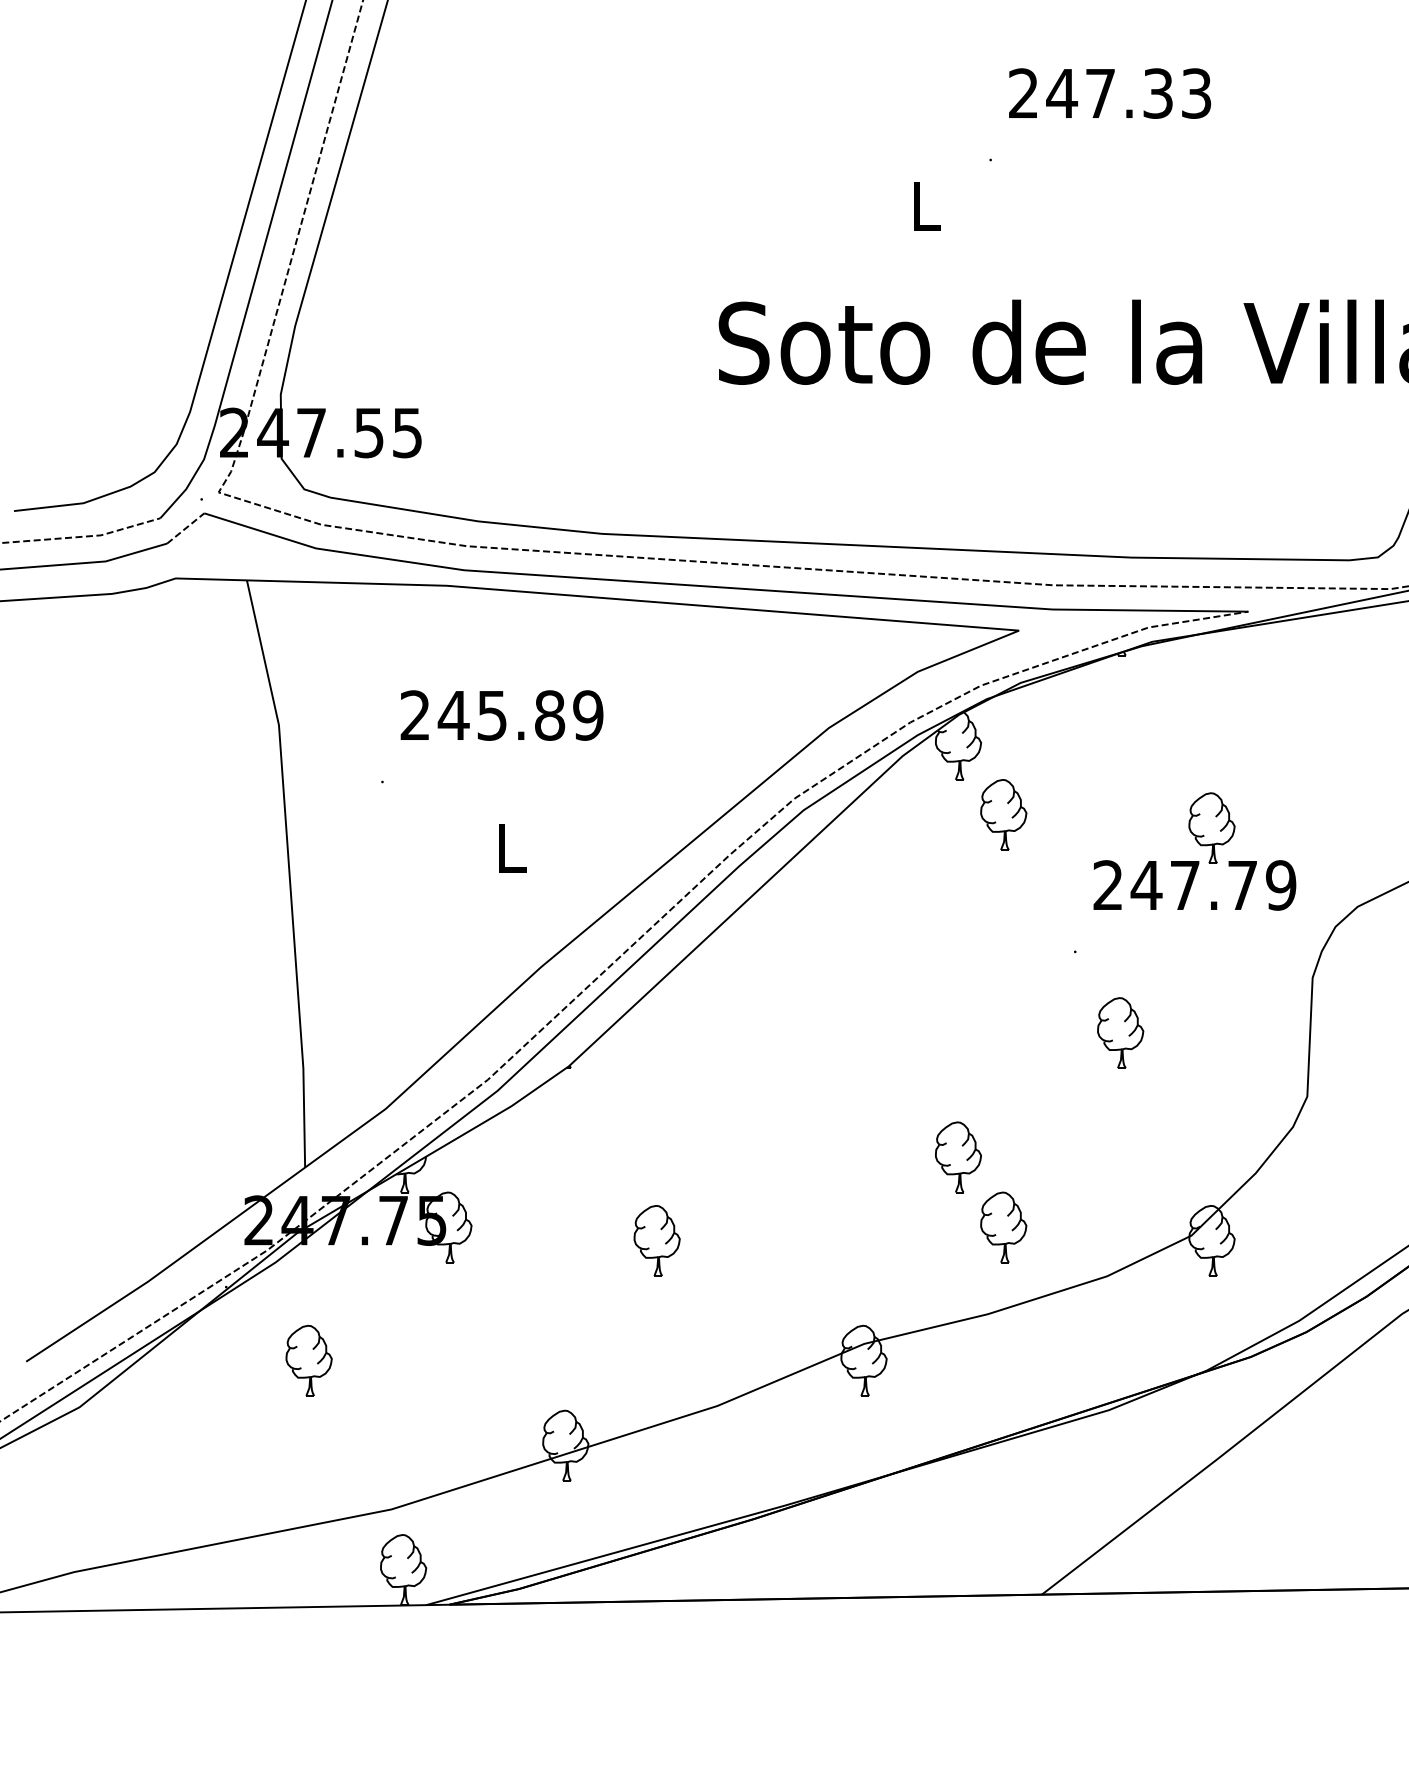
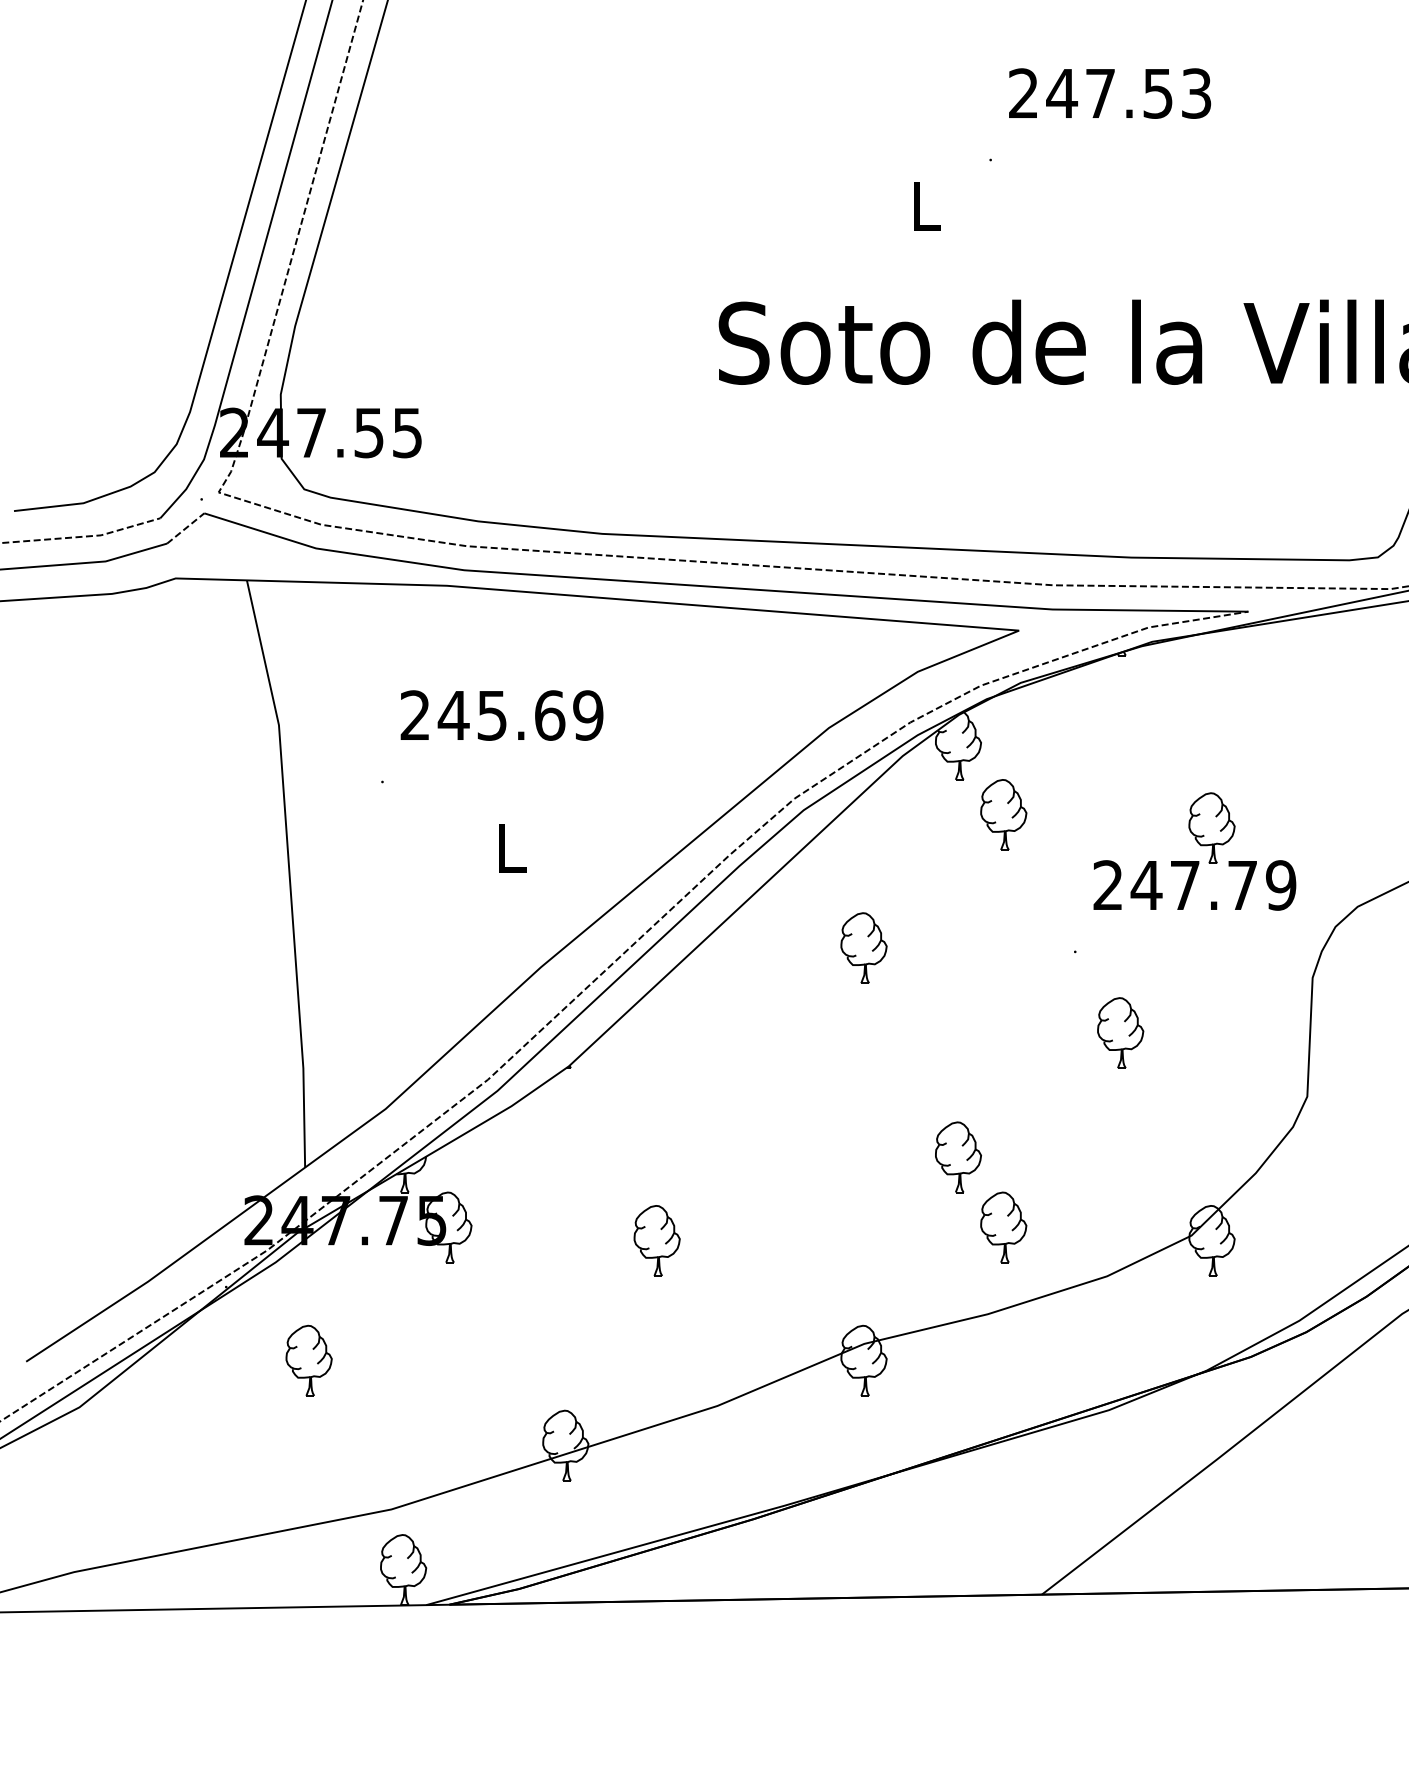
text: 247.33 -> 247.53 (1158, 93)
text: 245.89 -> 245.69 (550, 715)
part: none -> present (863, 947)
